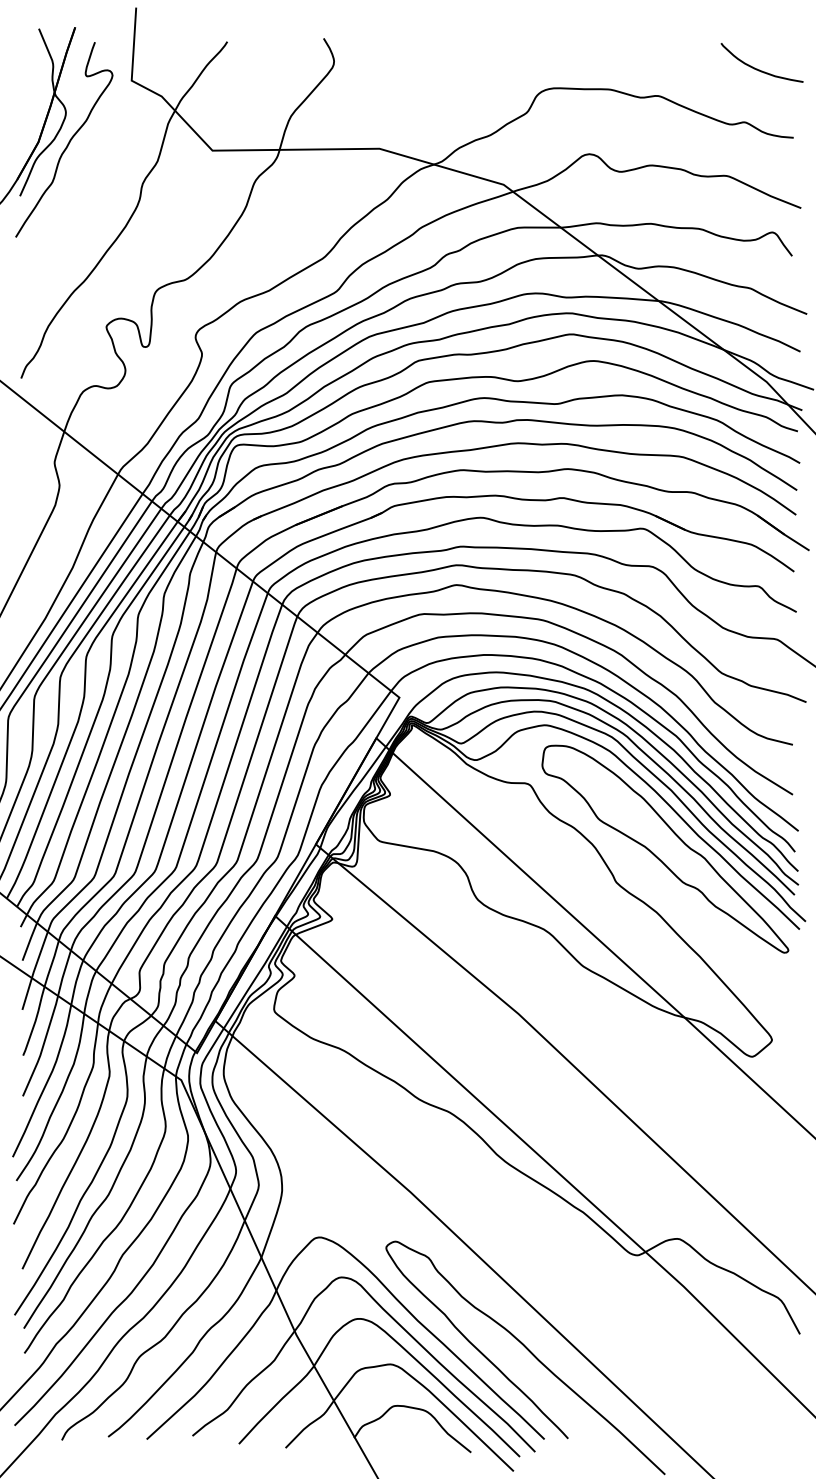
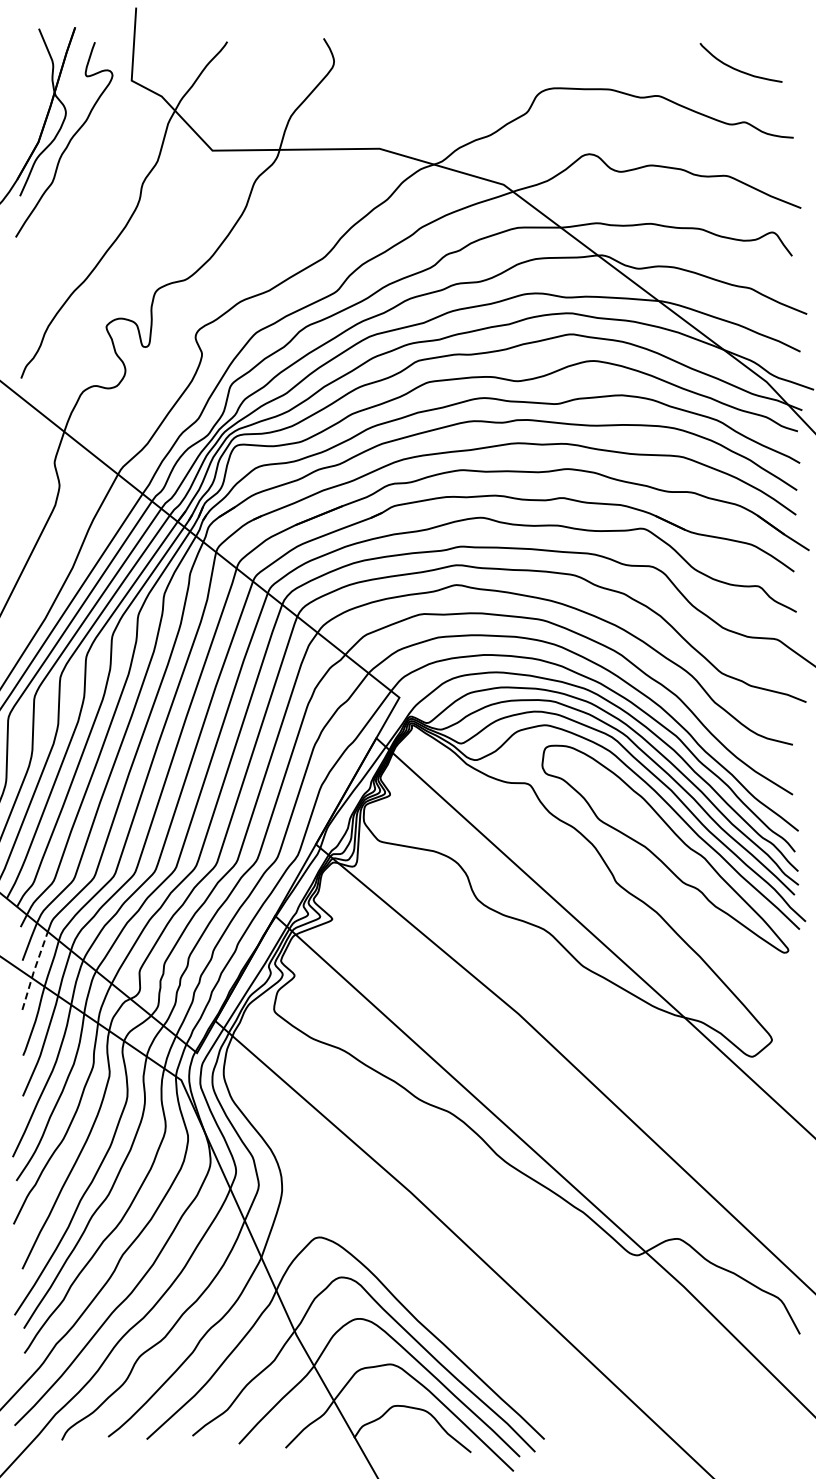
curve position: (757, 68) -> (736, 68) (736, 68)
line: solid -> dashed (34, 971)
curve: present -> none (529, 1352)
